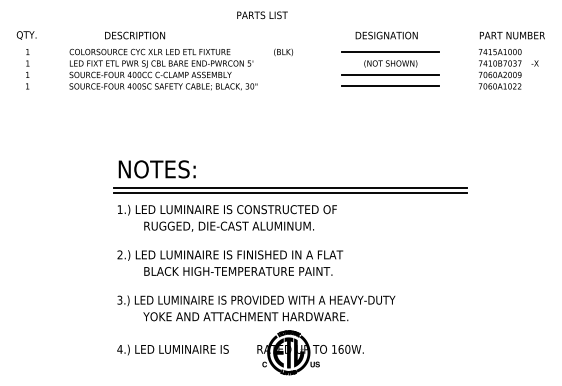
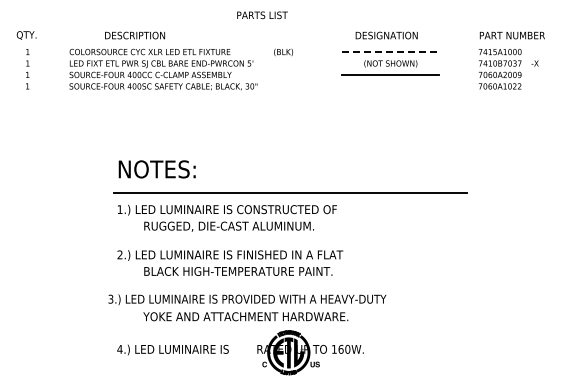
line: solid -> dashed (390, 51)
line: present -> none (390, 86)
line: present -> none (290, 187)
text position: (256, 300) -> (247, 299) (247, 299)
